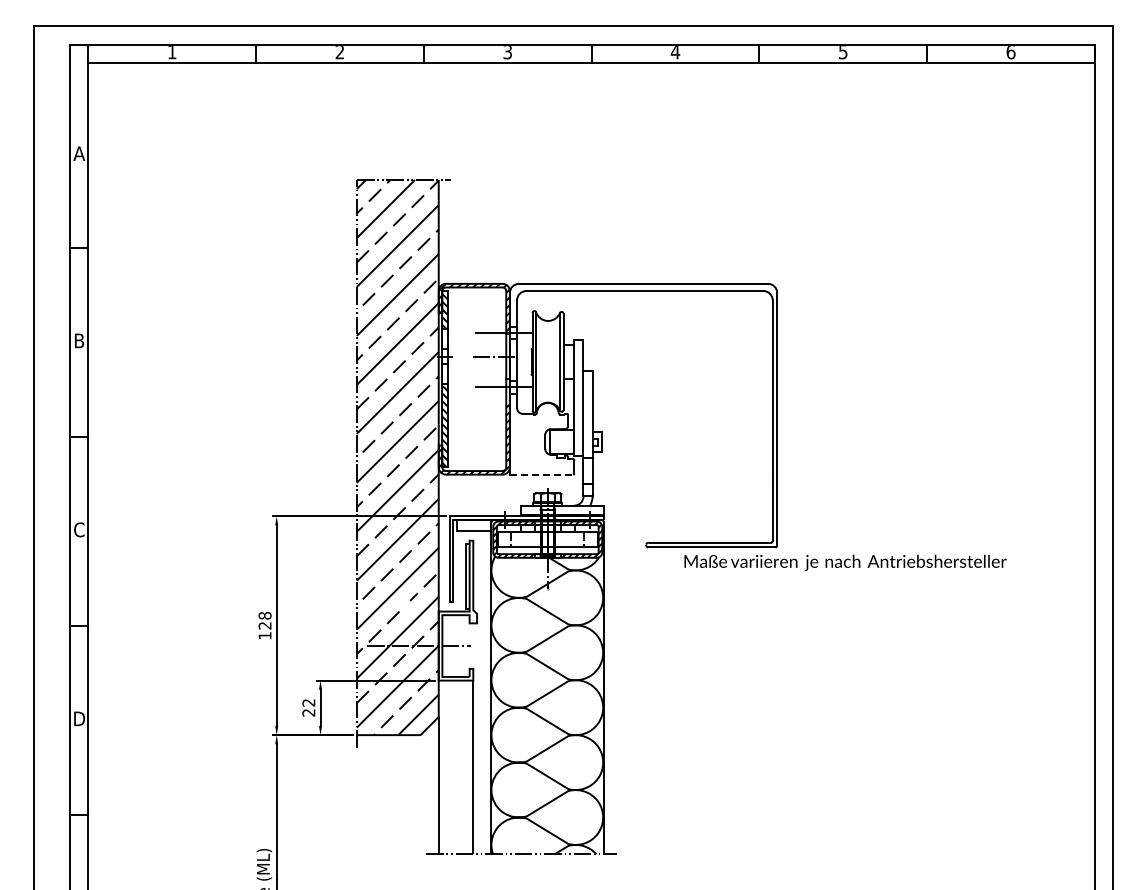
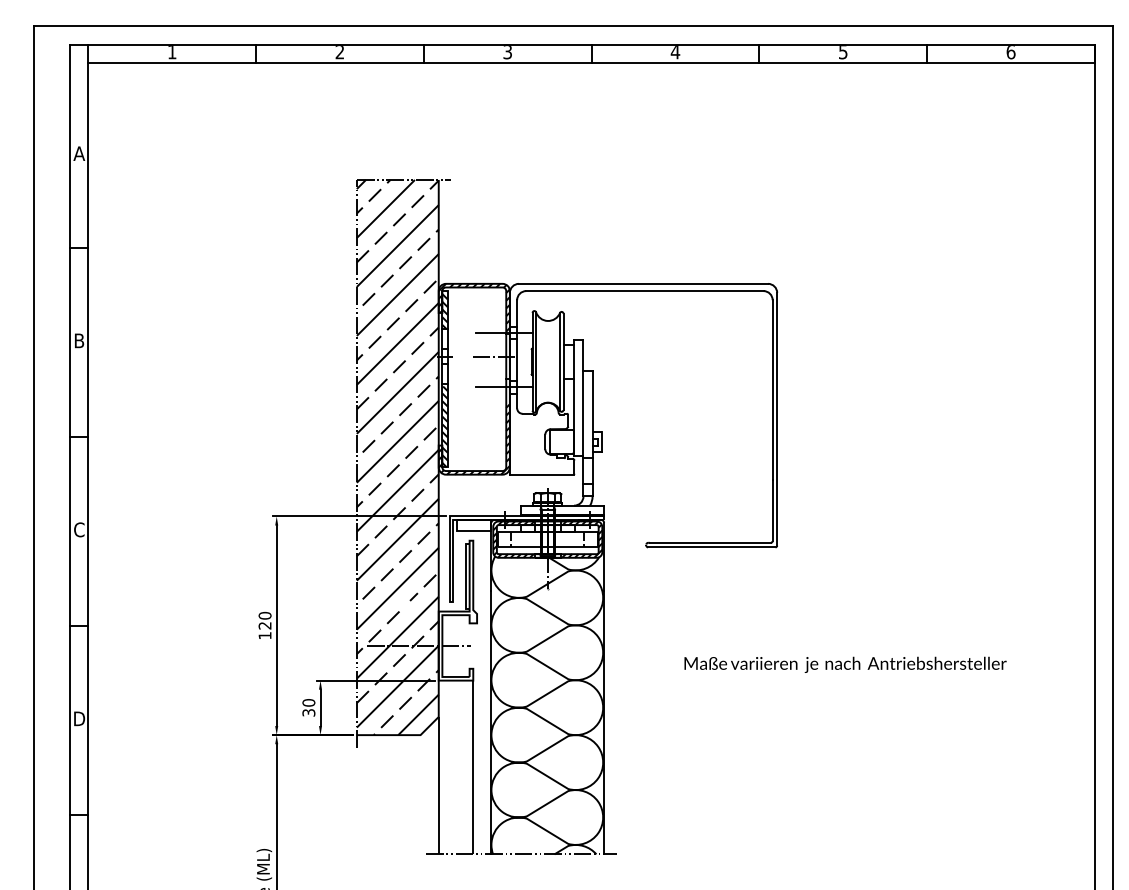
line: dashed -> solid (541, 474)
text position: (845, 562) -> (845, 664) (845, 664)
text: 128 -> 120 (264, 615)
text: 22 -> 30 (308, 707)
